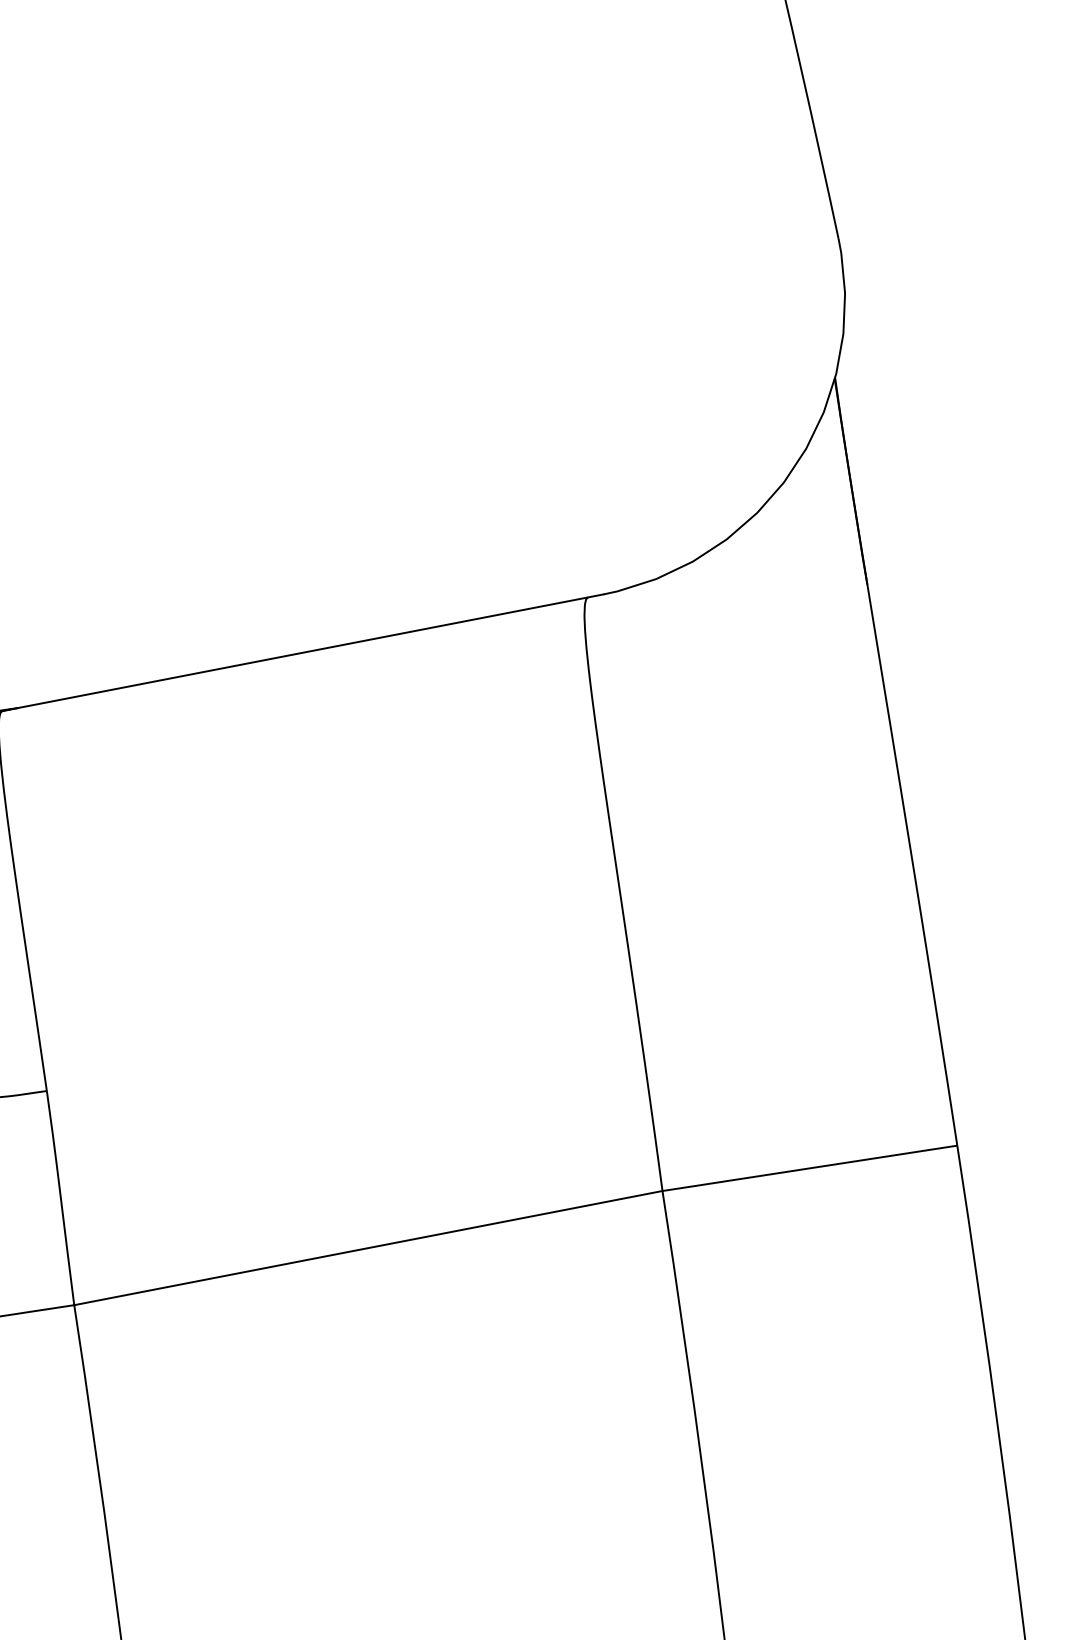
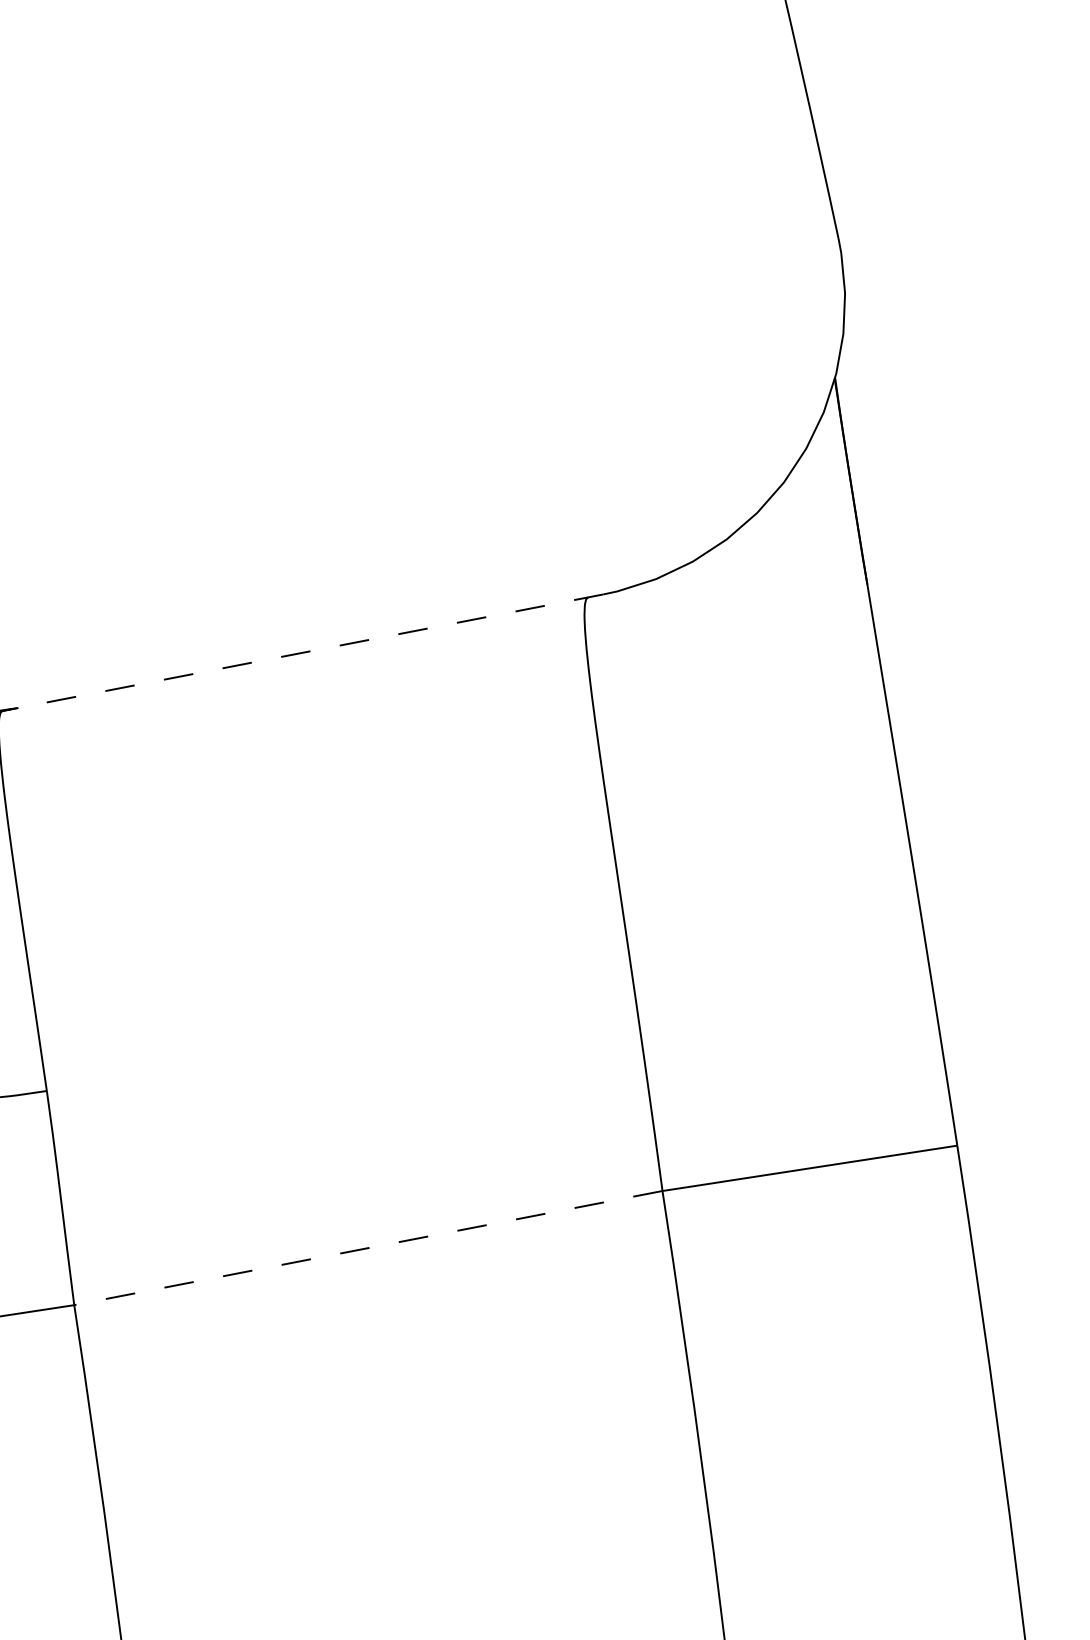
line: solid -> dashed (309, 651)
line: solid -> dashed (368, 1248)
